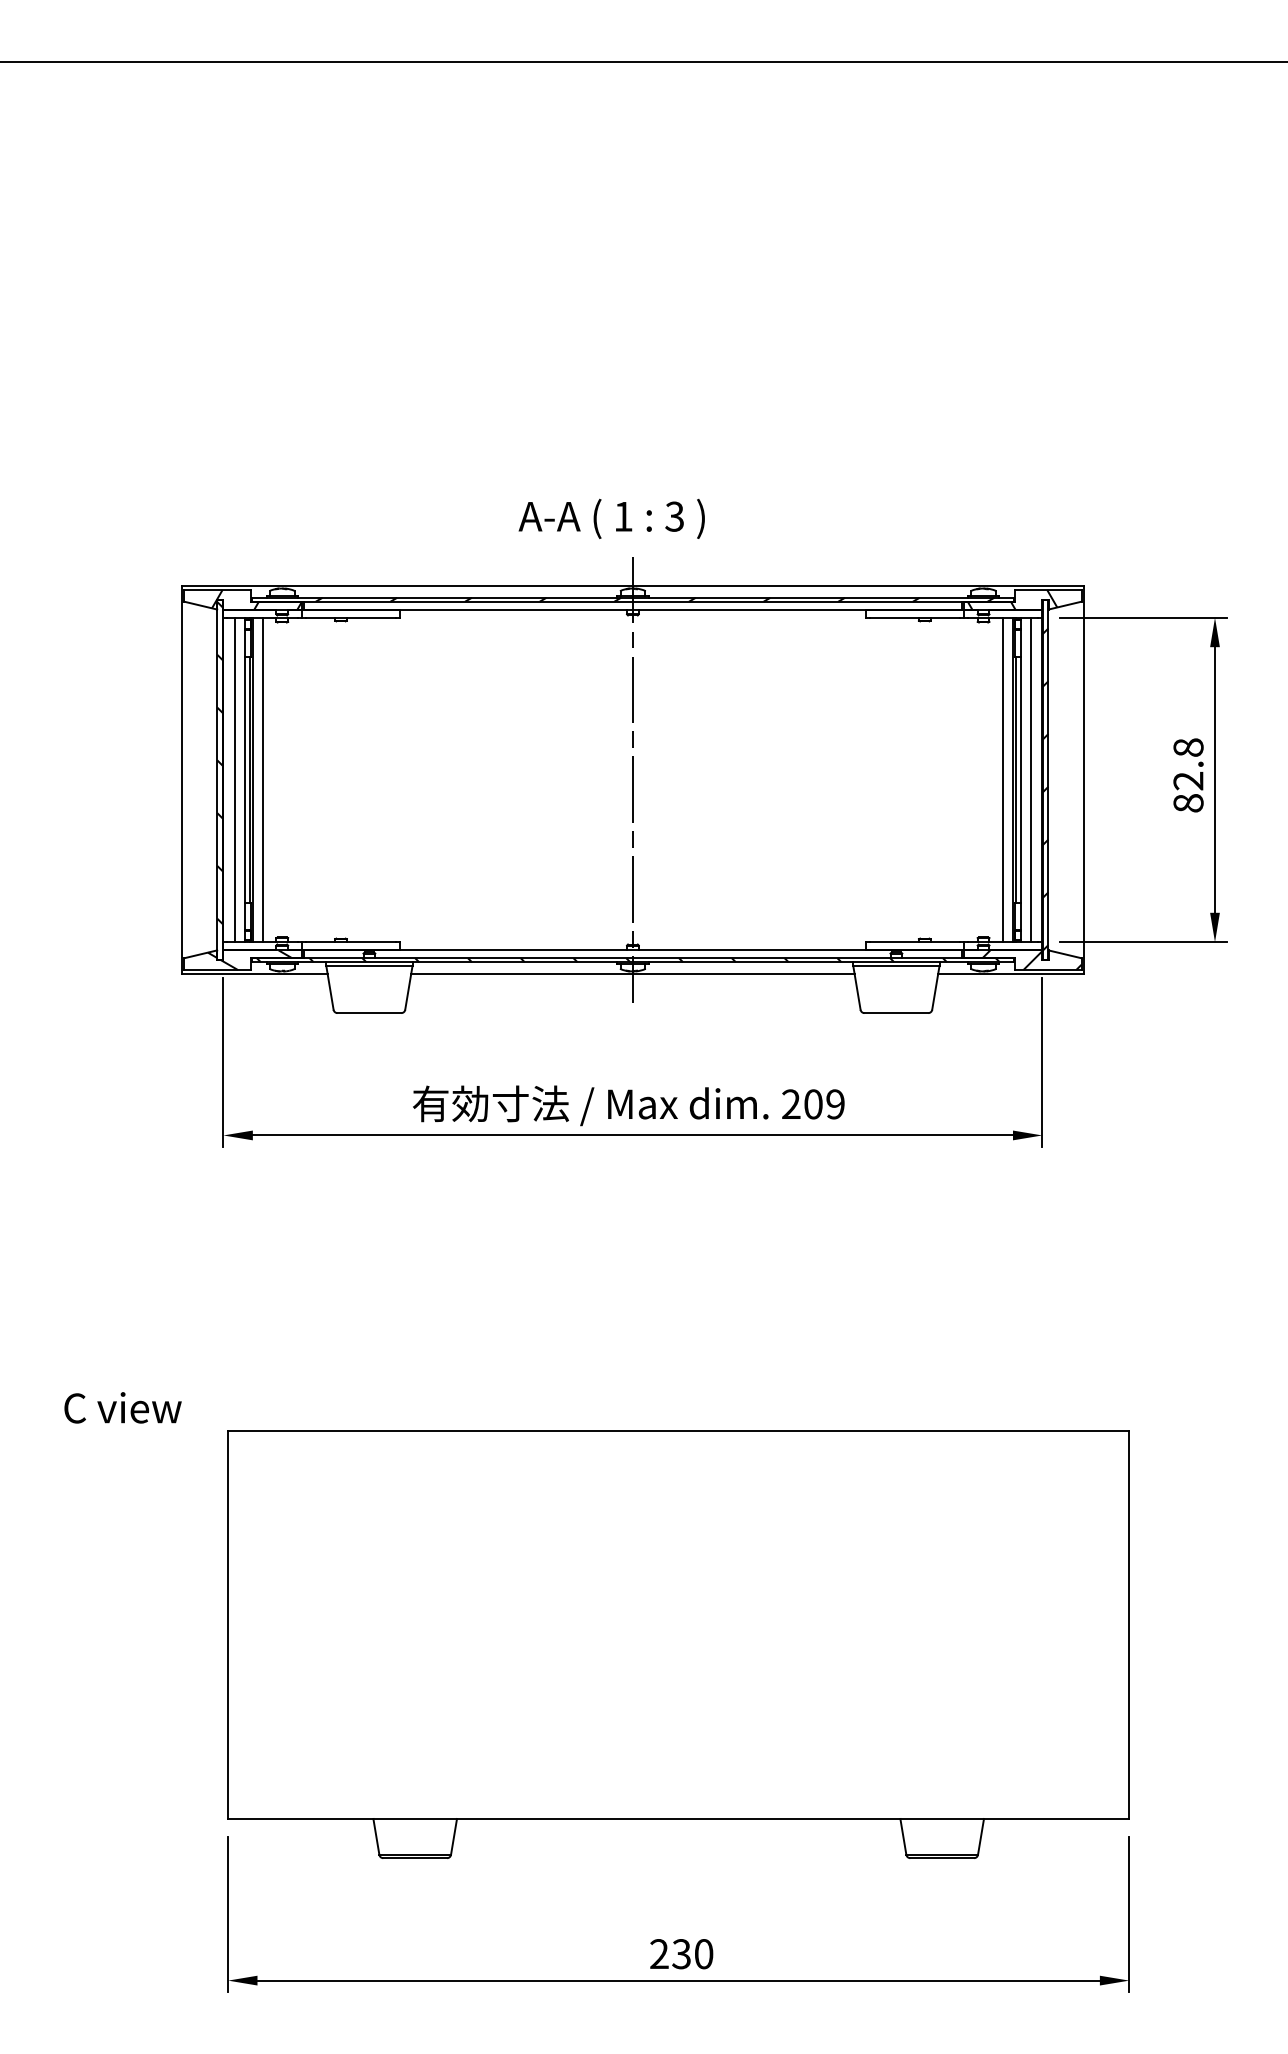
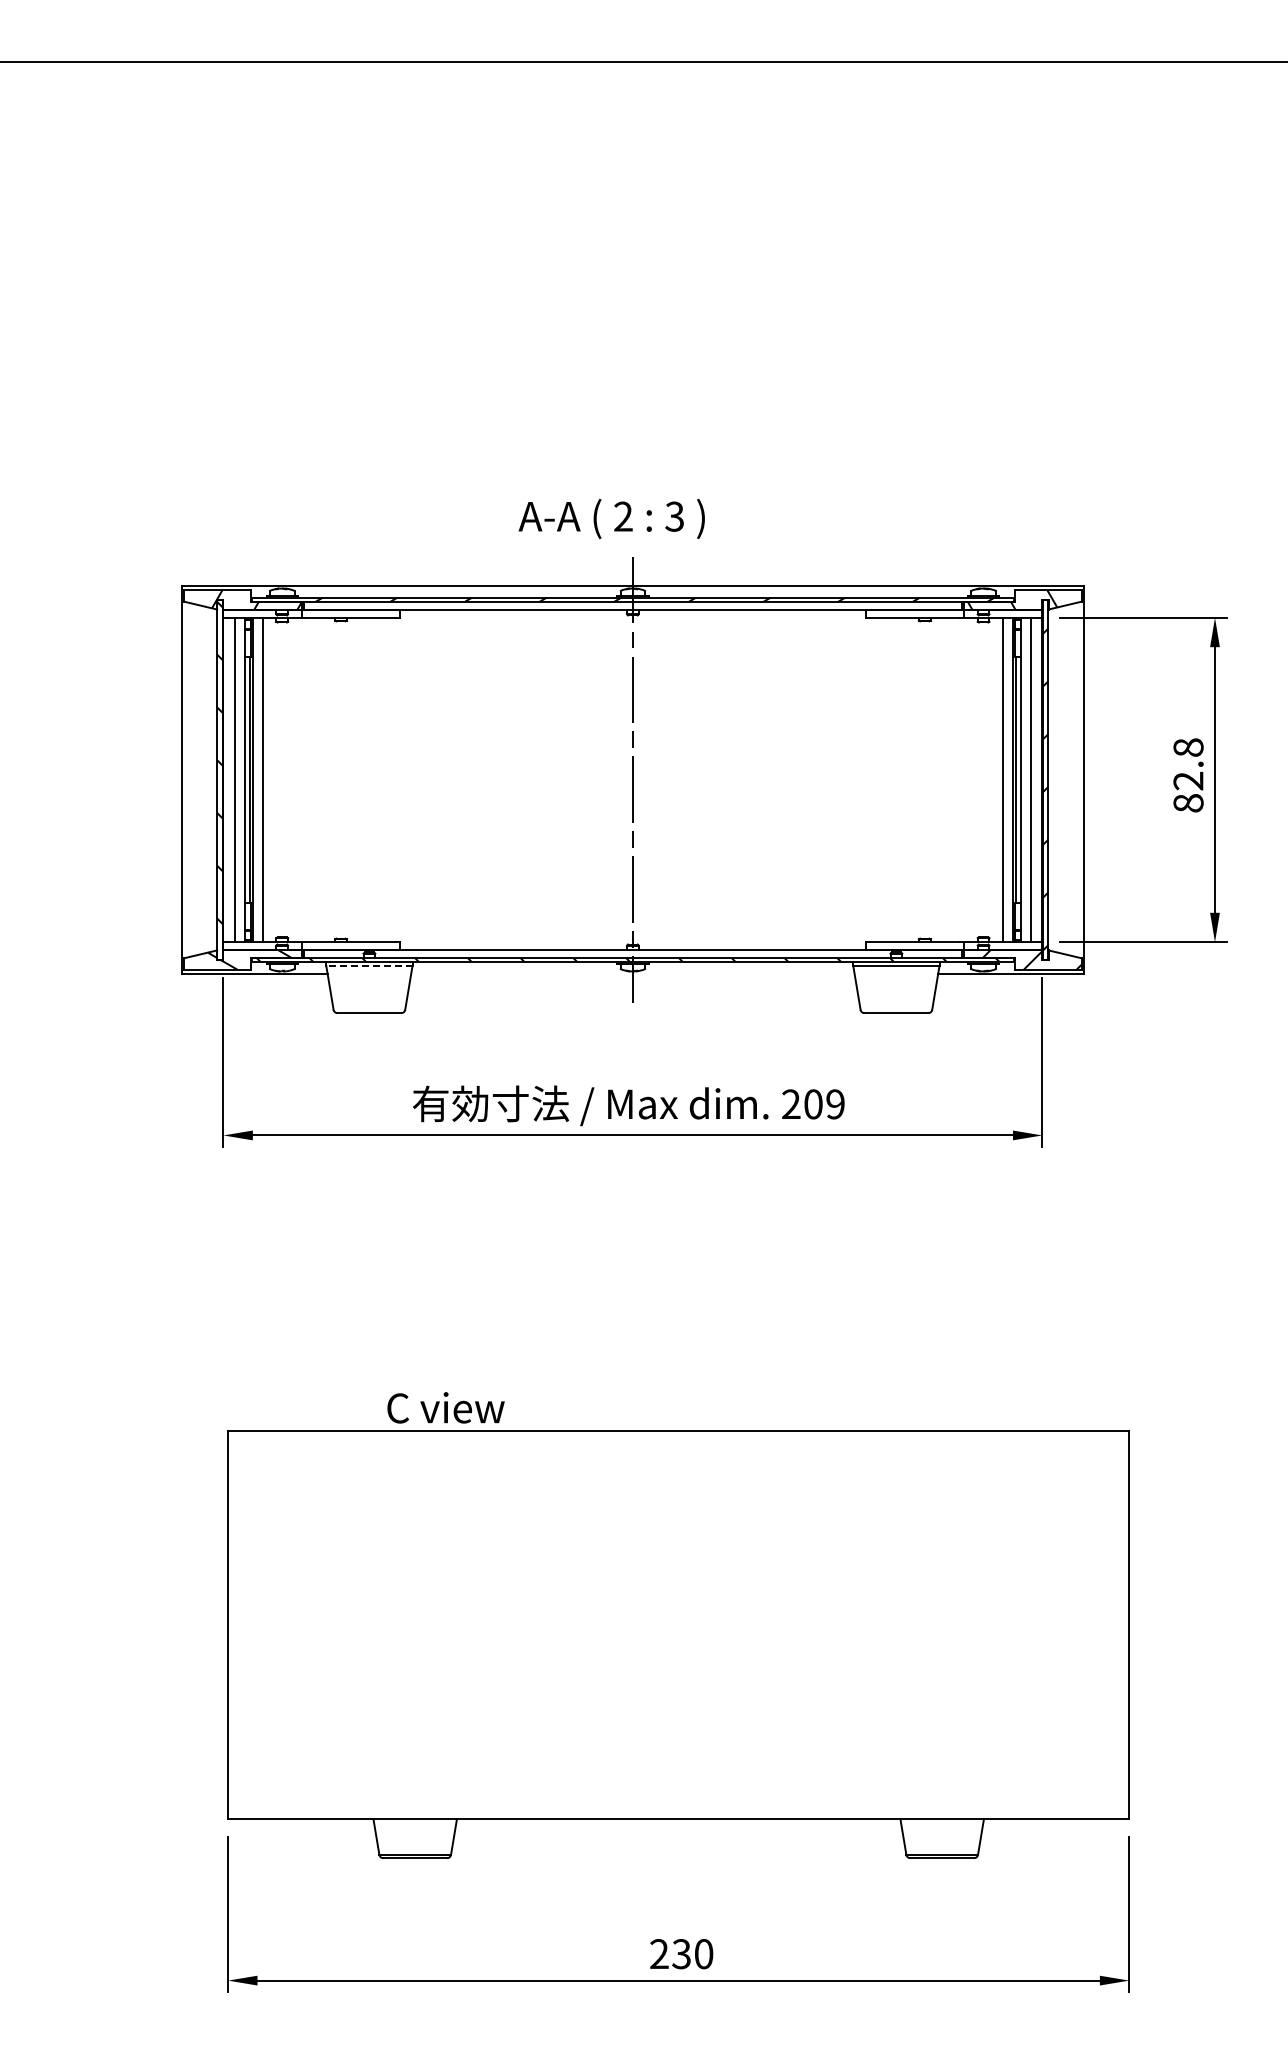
text: 1 -> 2 (623, 516)
line: solid -> dashed (368, 966)
line: present -> none (632, 973)
text position: (122, 1407) -> (445, 1407) (445, 1407)
